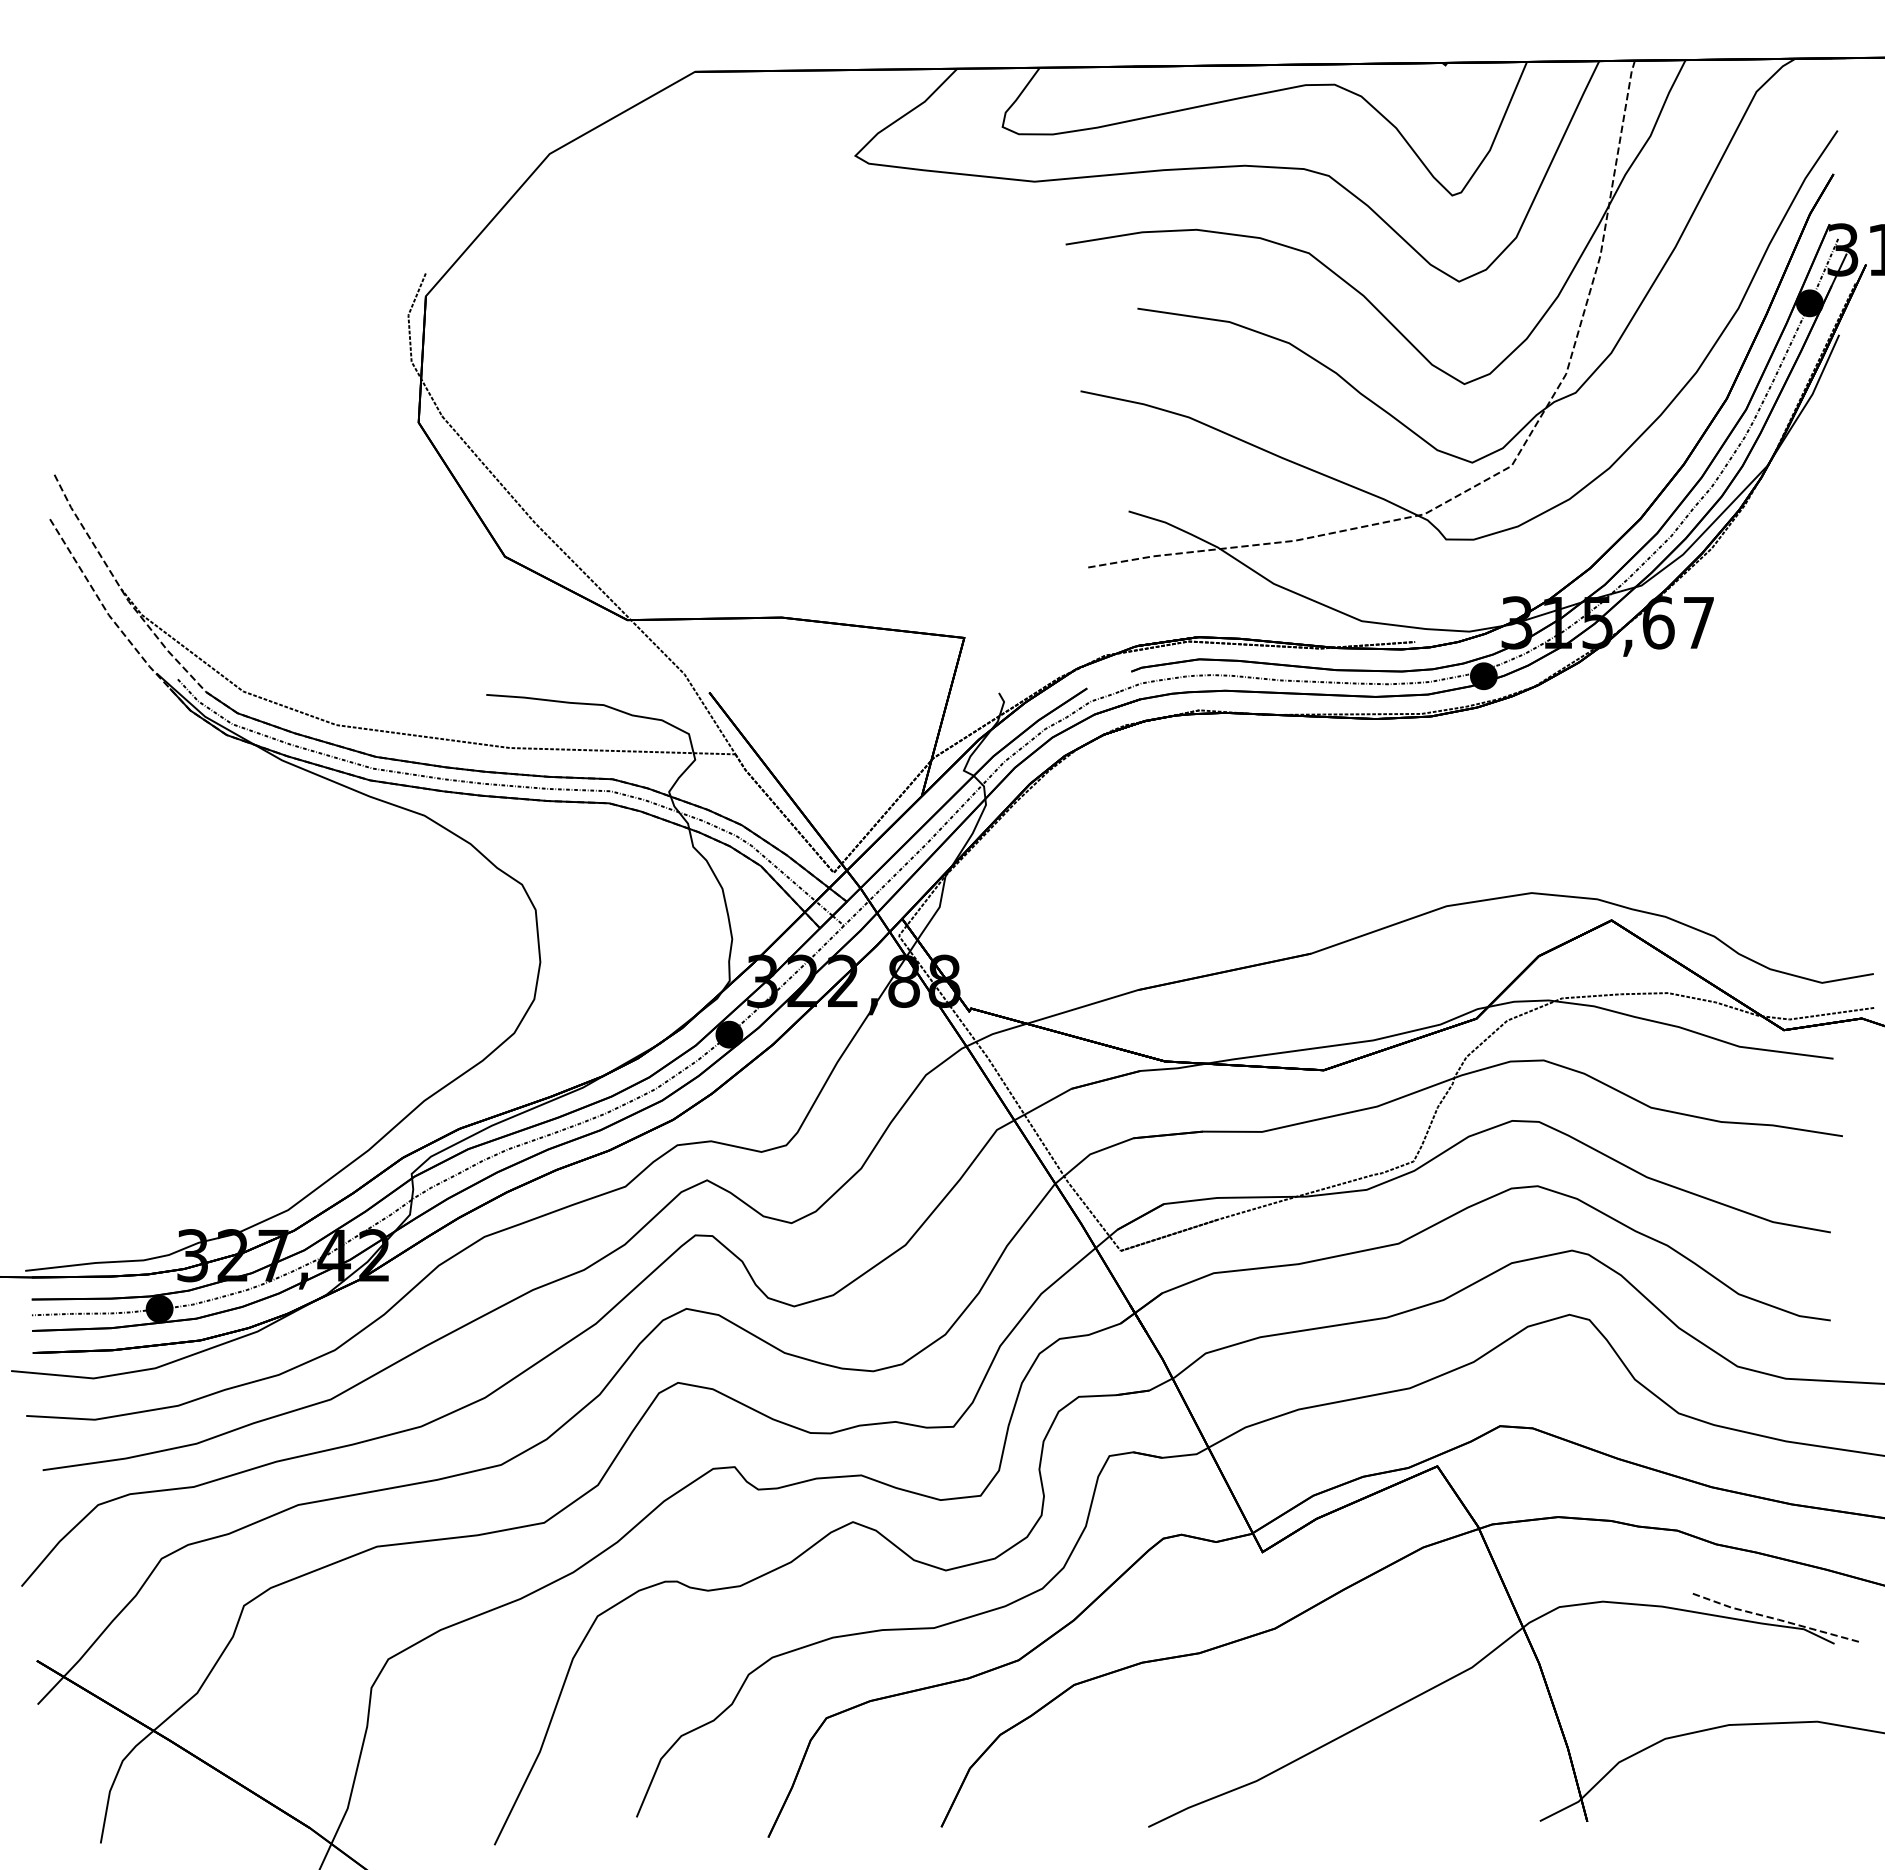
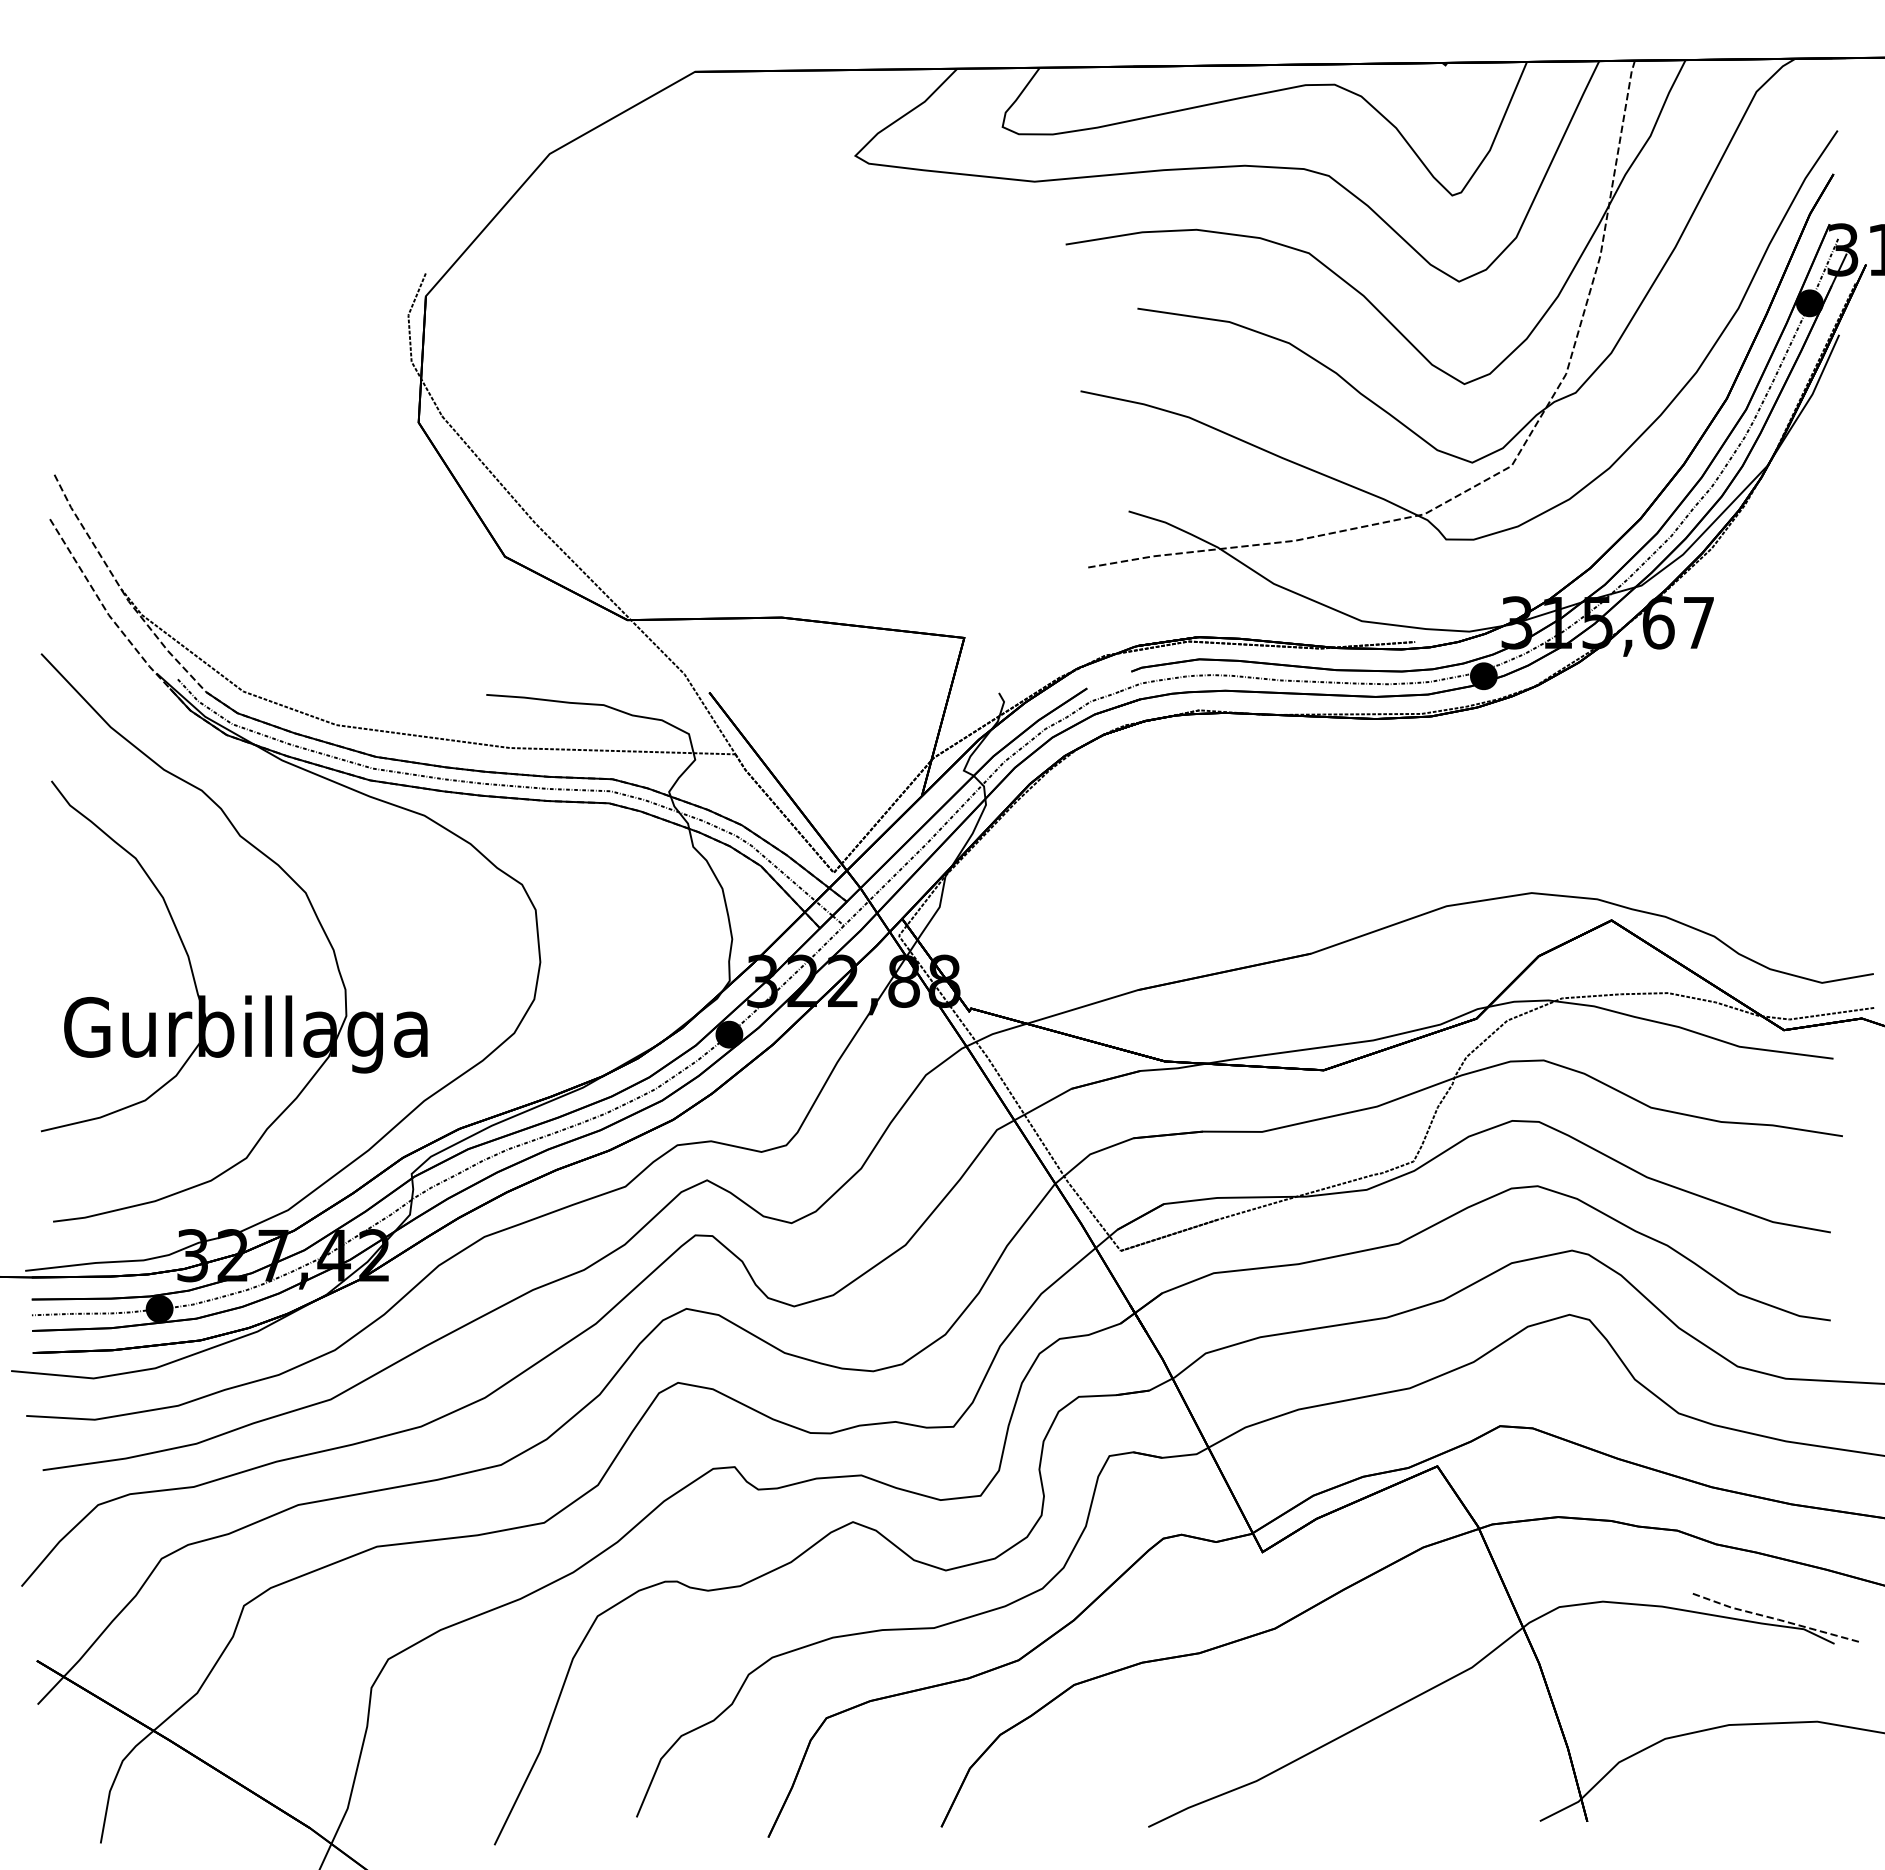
part: none -> present (188, 953)
